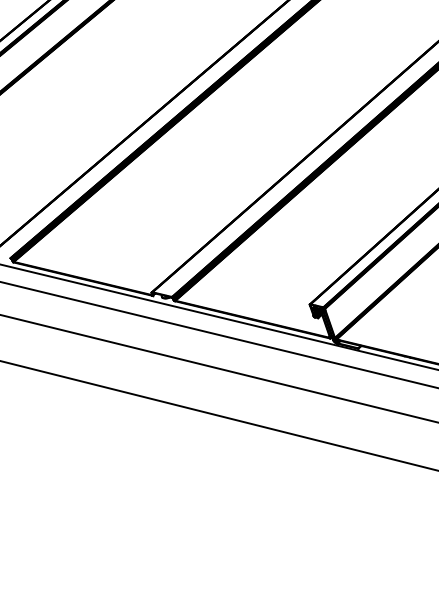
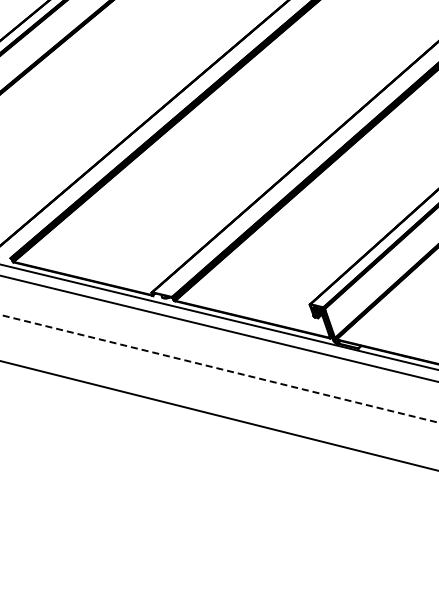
line position: (218, 334) -> (218, 328) (218, 328)
line: solid -> dashed (220, 368)
